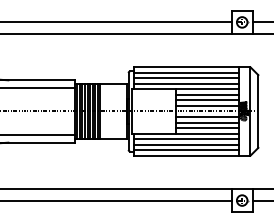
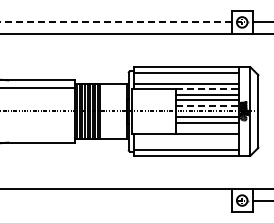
line: solid -> dashed (115, 22)
line: present -> none (185, 78)
line: solid -> dashed (207, 89)
line: solid -> dashed (207, 105)
line: present -> none (207, 128)
line: present -> none (38, 134)
line: present -> none (185, 139)
line: present -> none (185, 144)
line: present -> none (116, 200)
